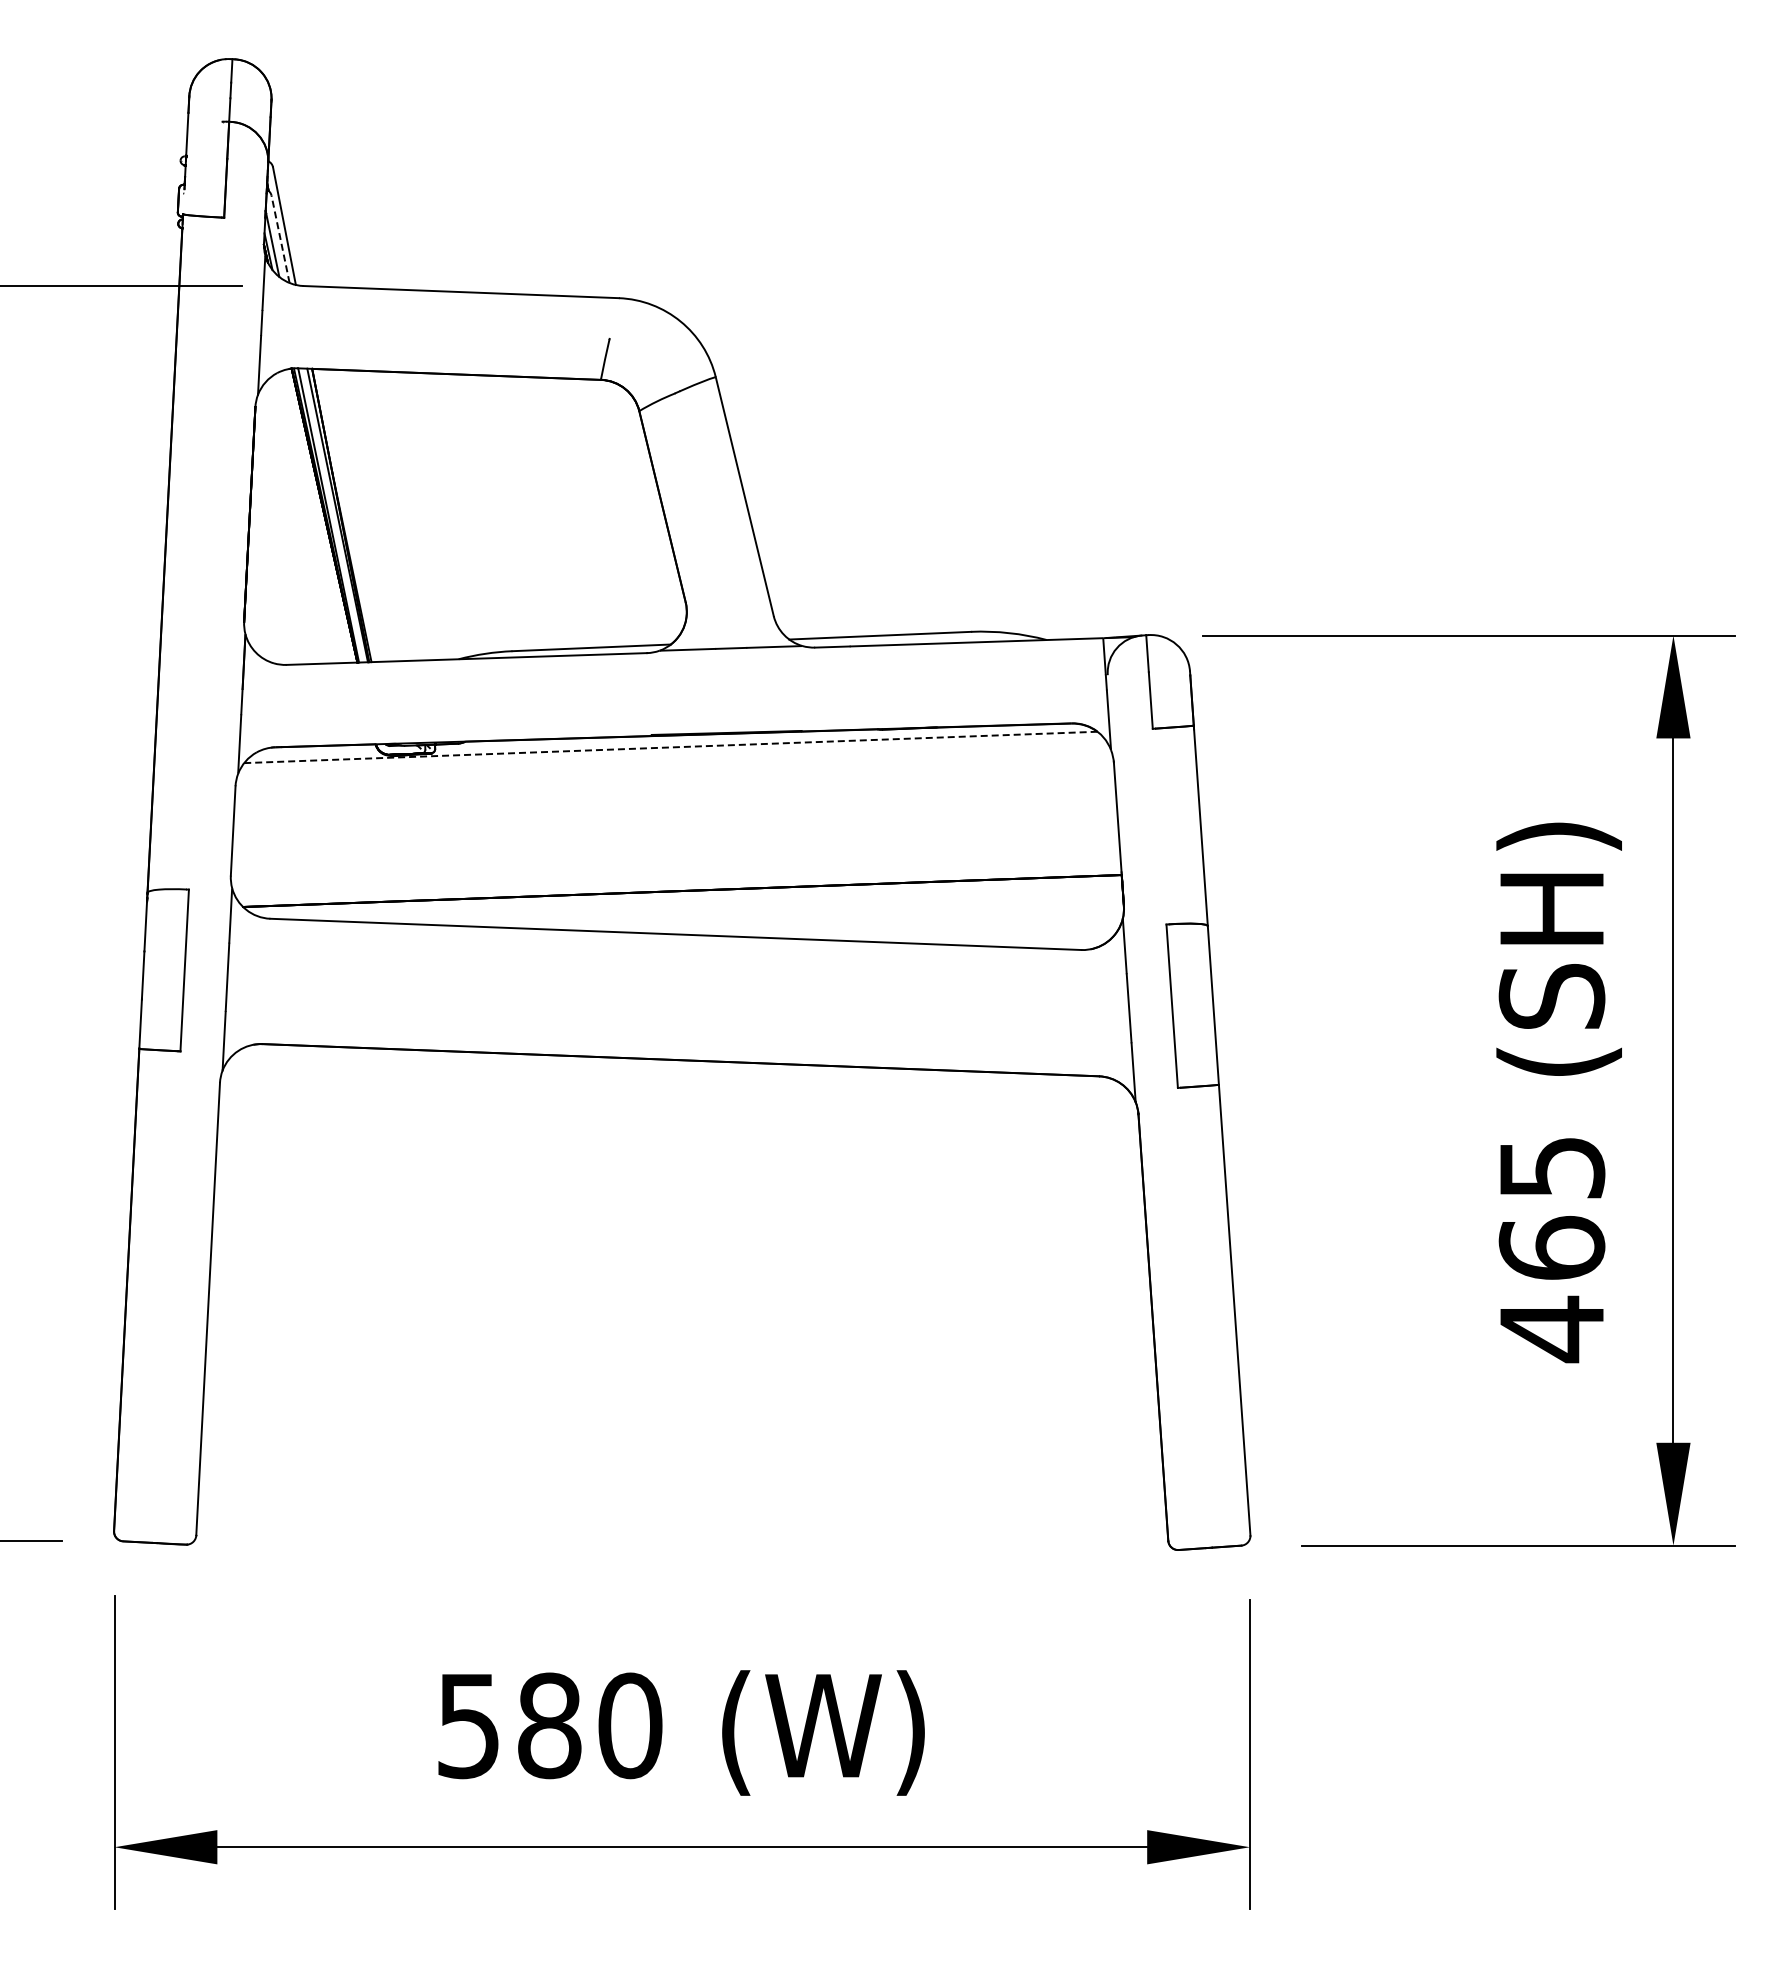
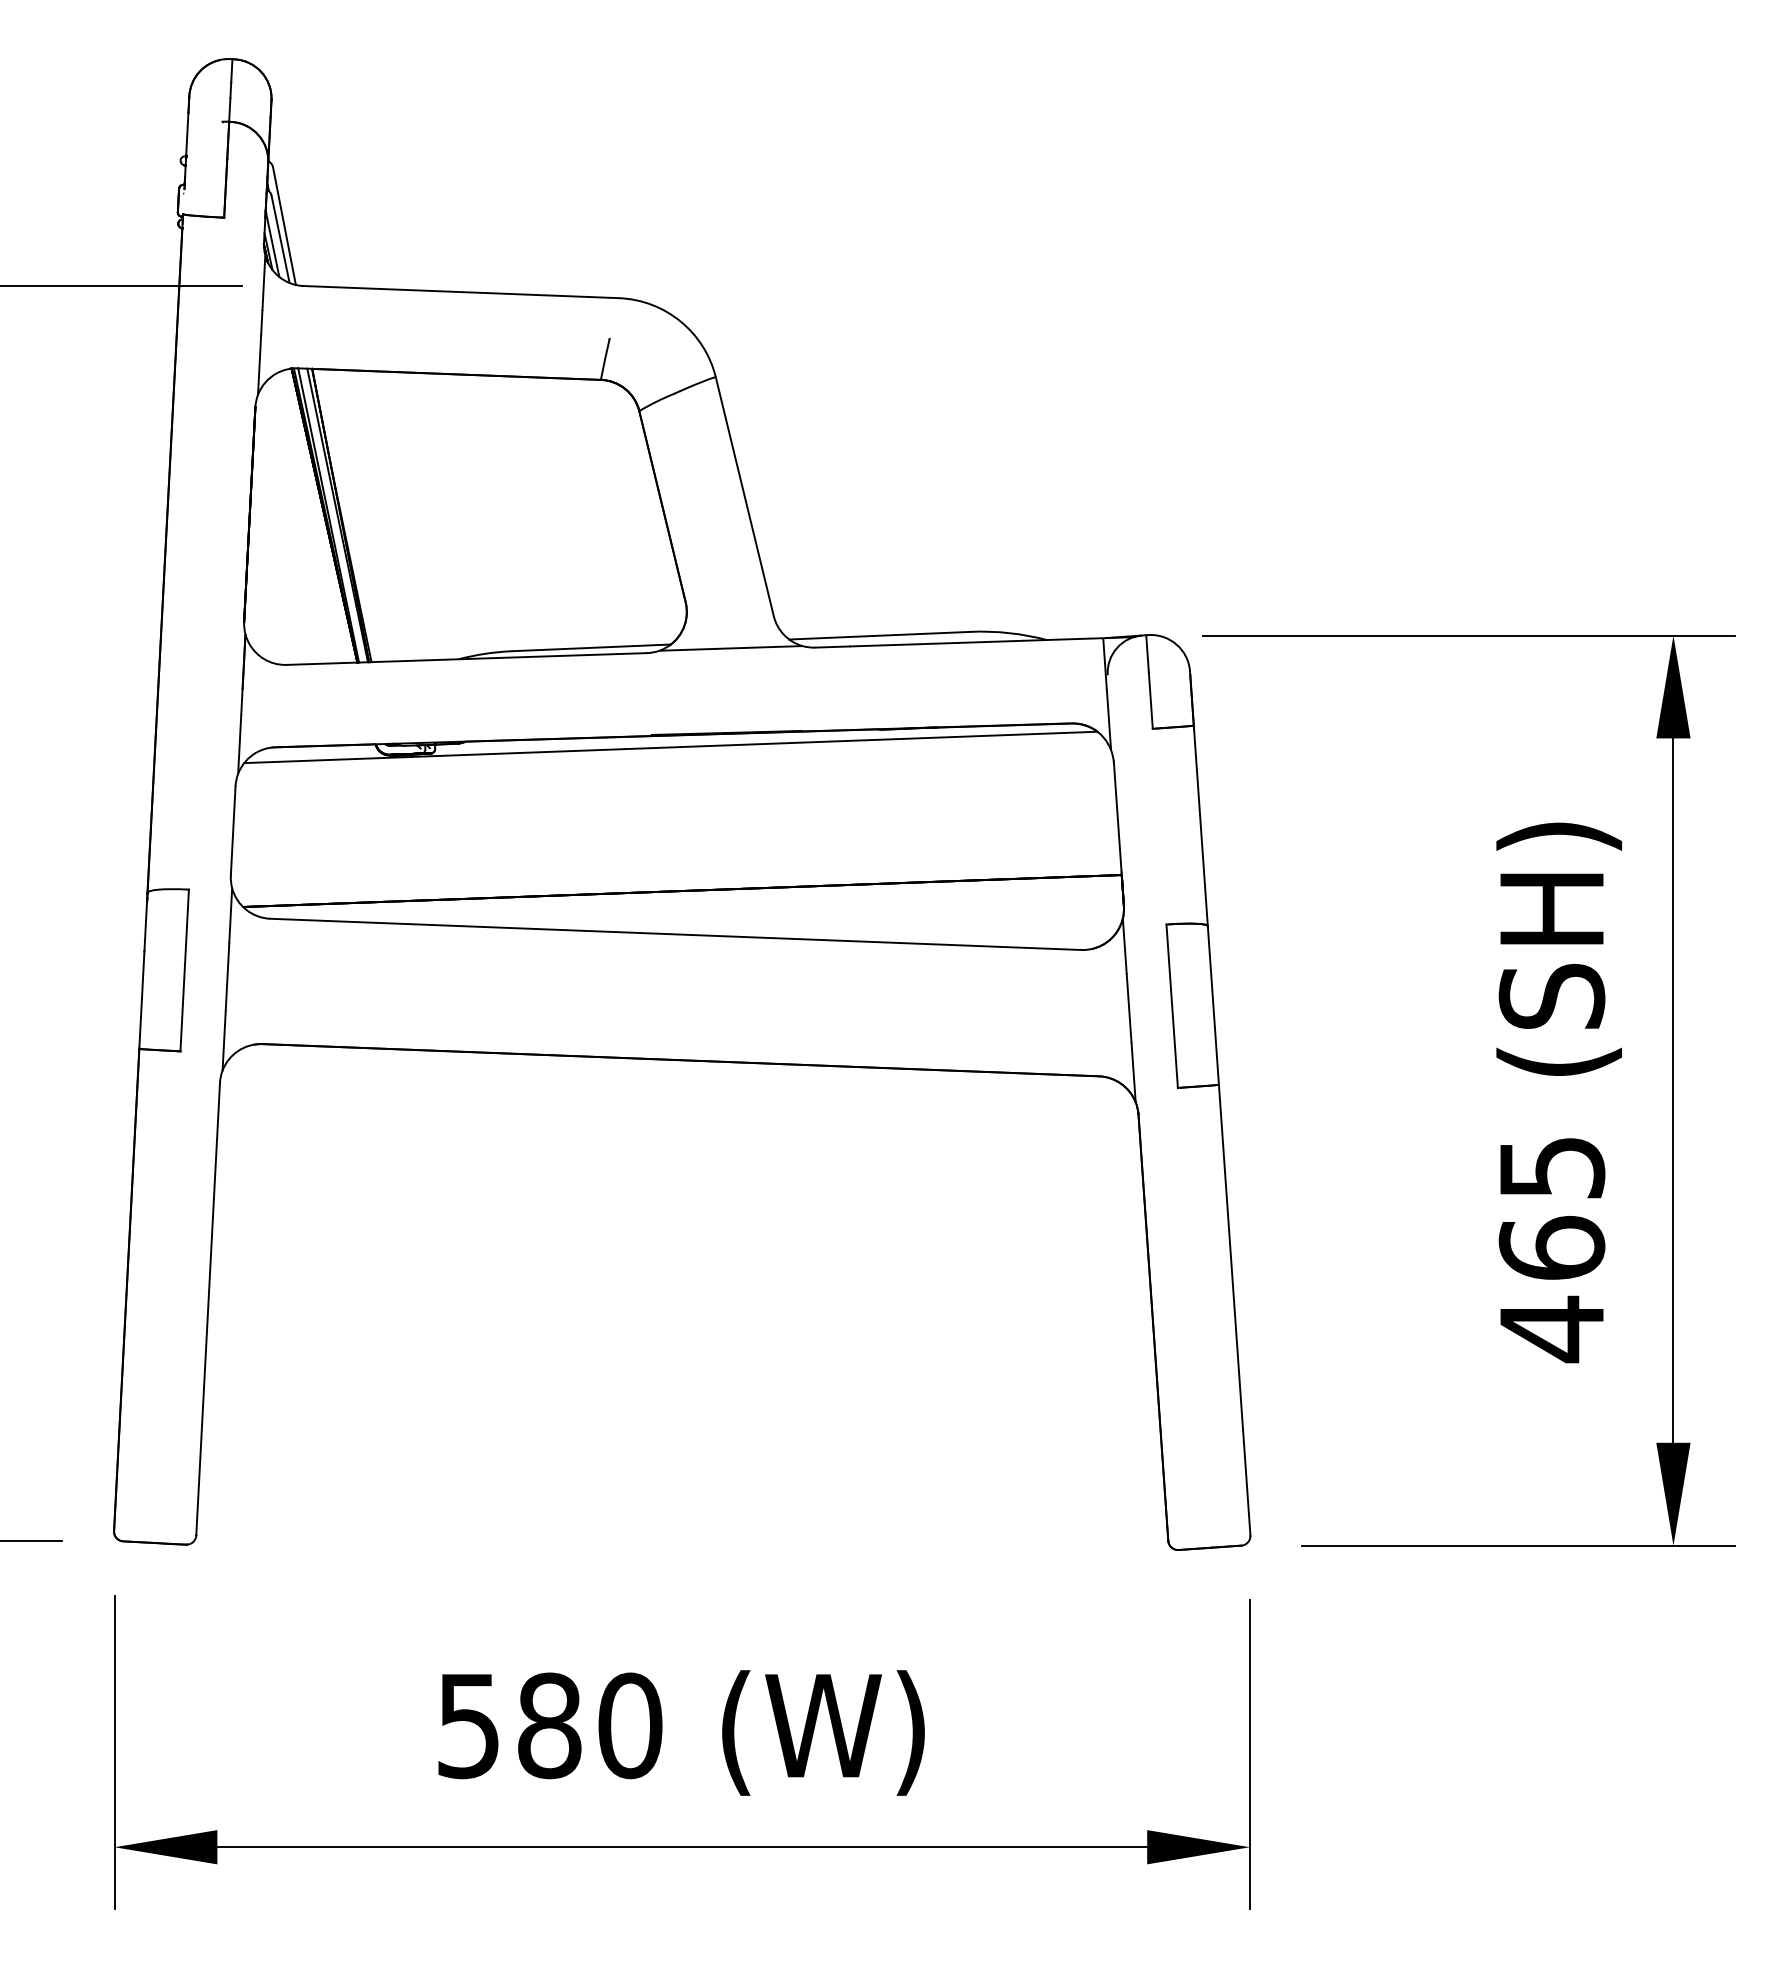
line: dashed -> solid (280, 239)
line: dashed -> solid (671, 747)
